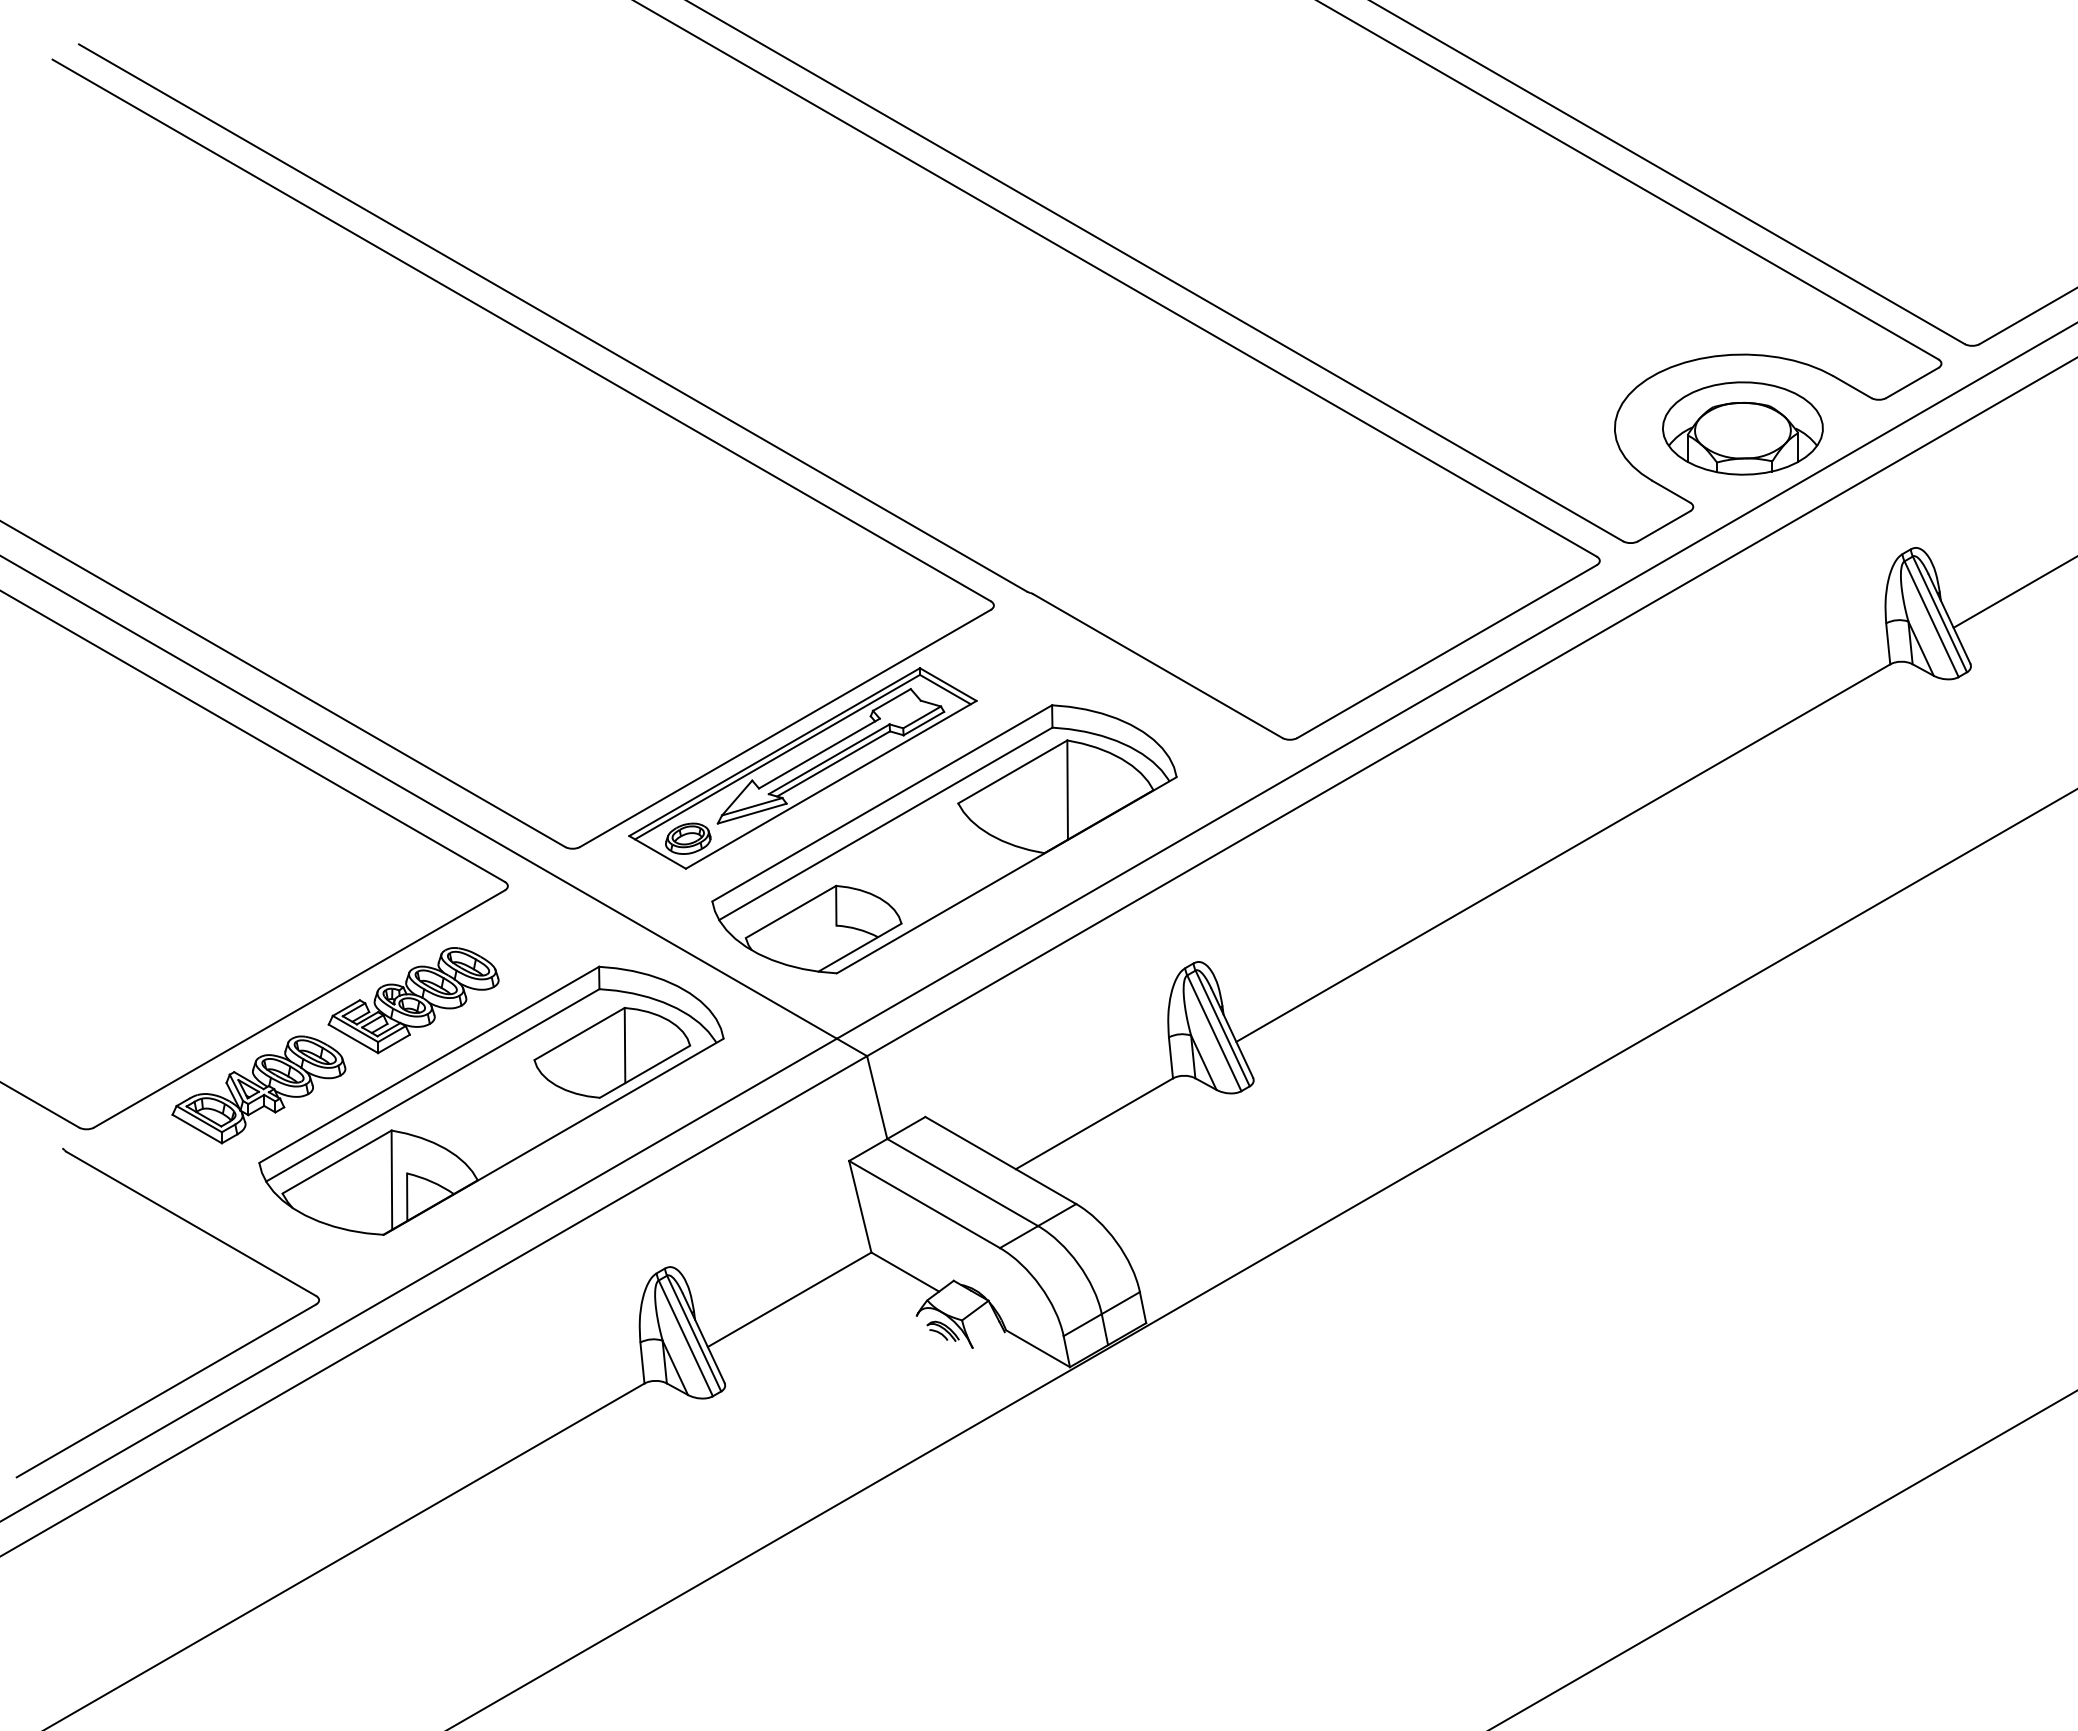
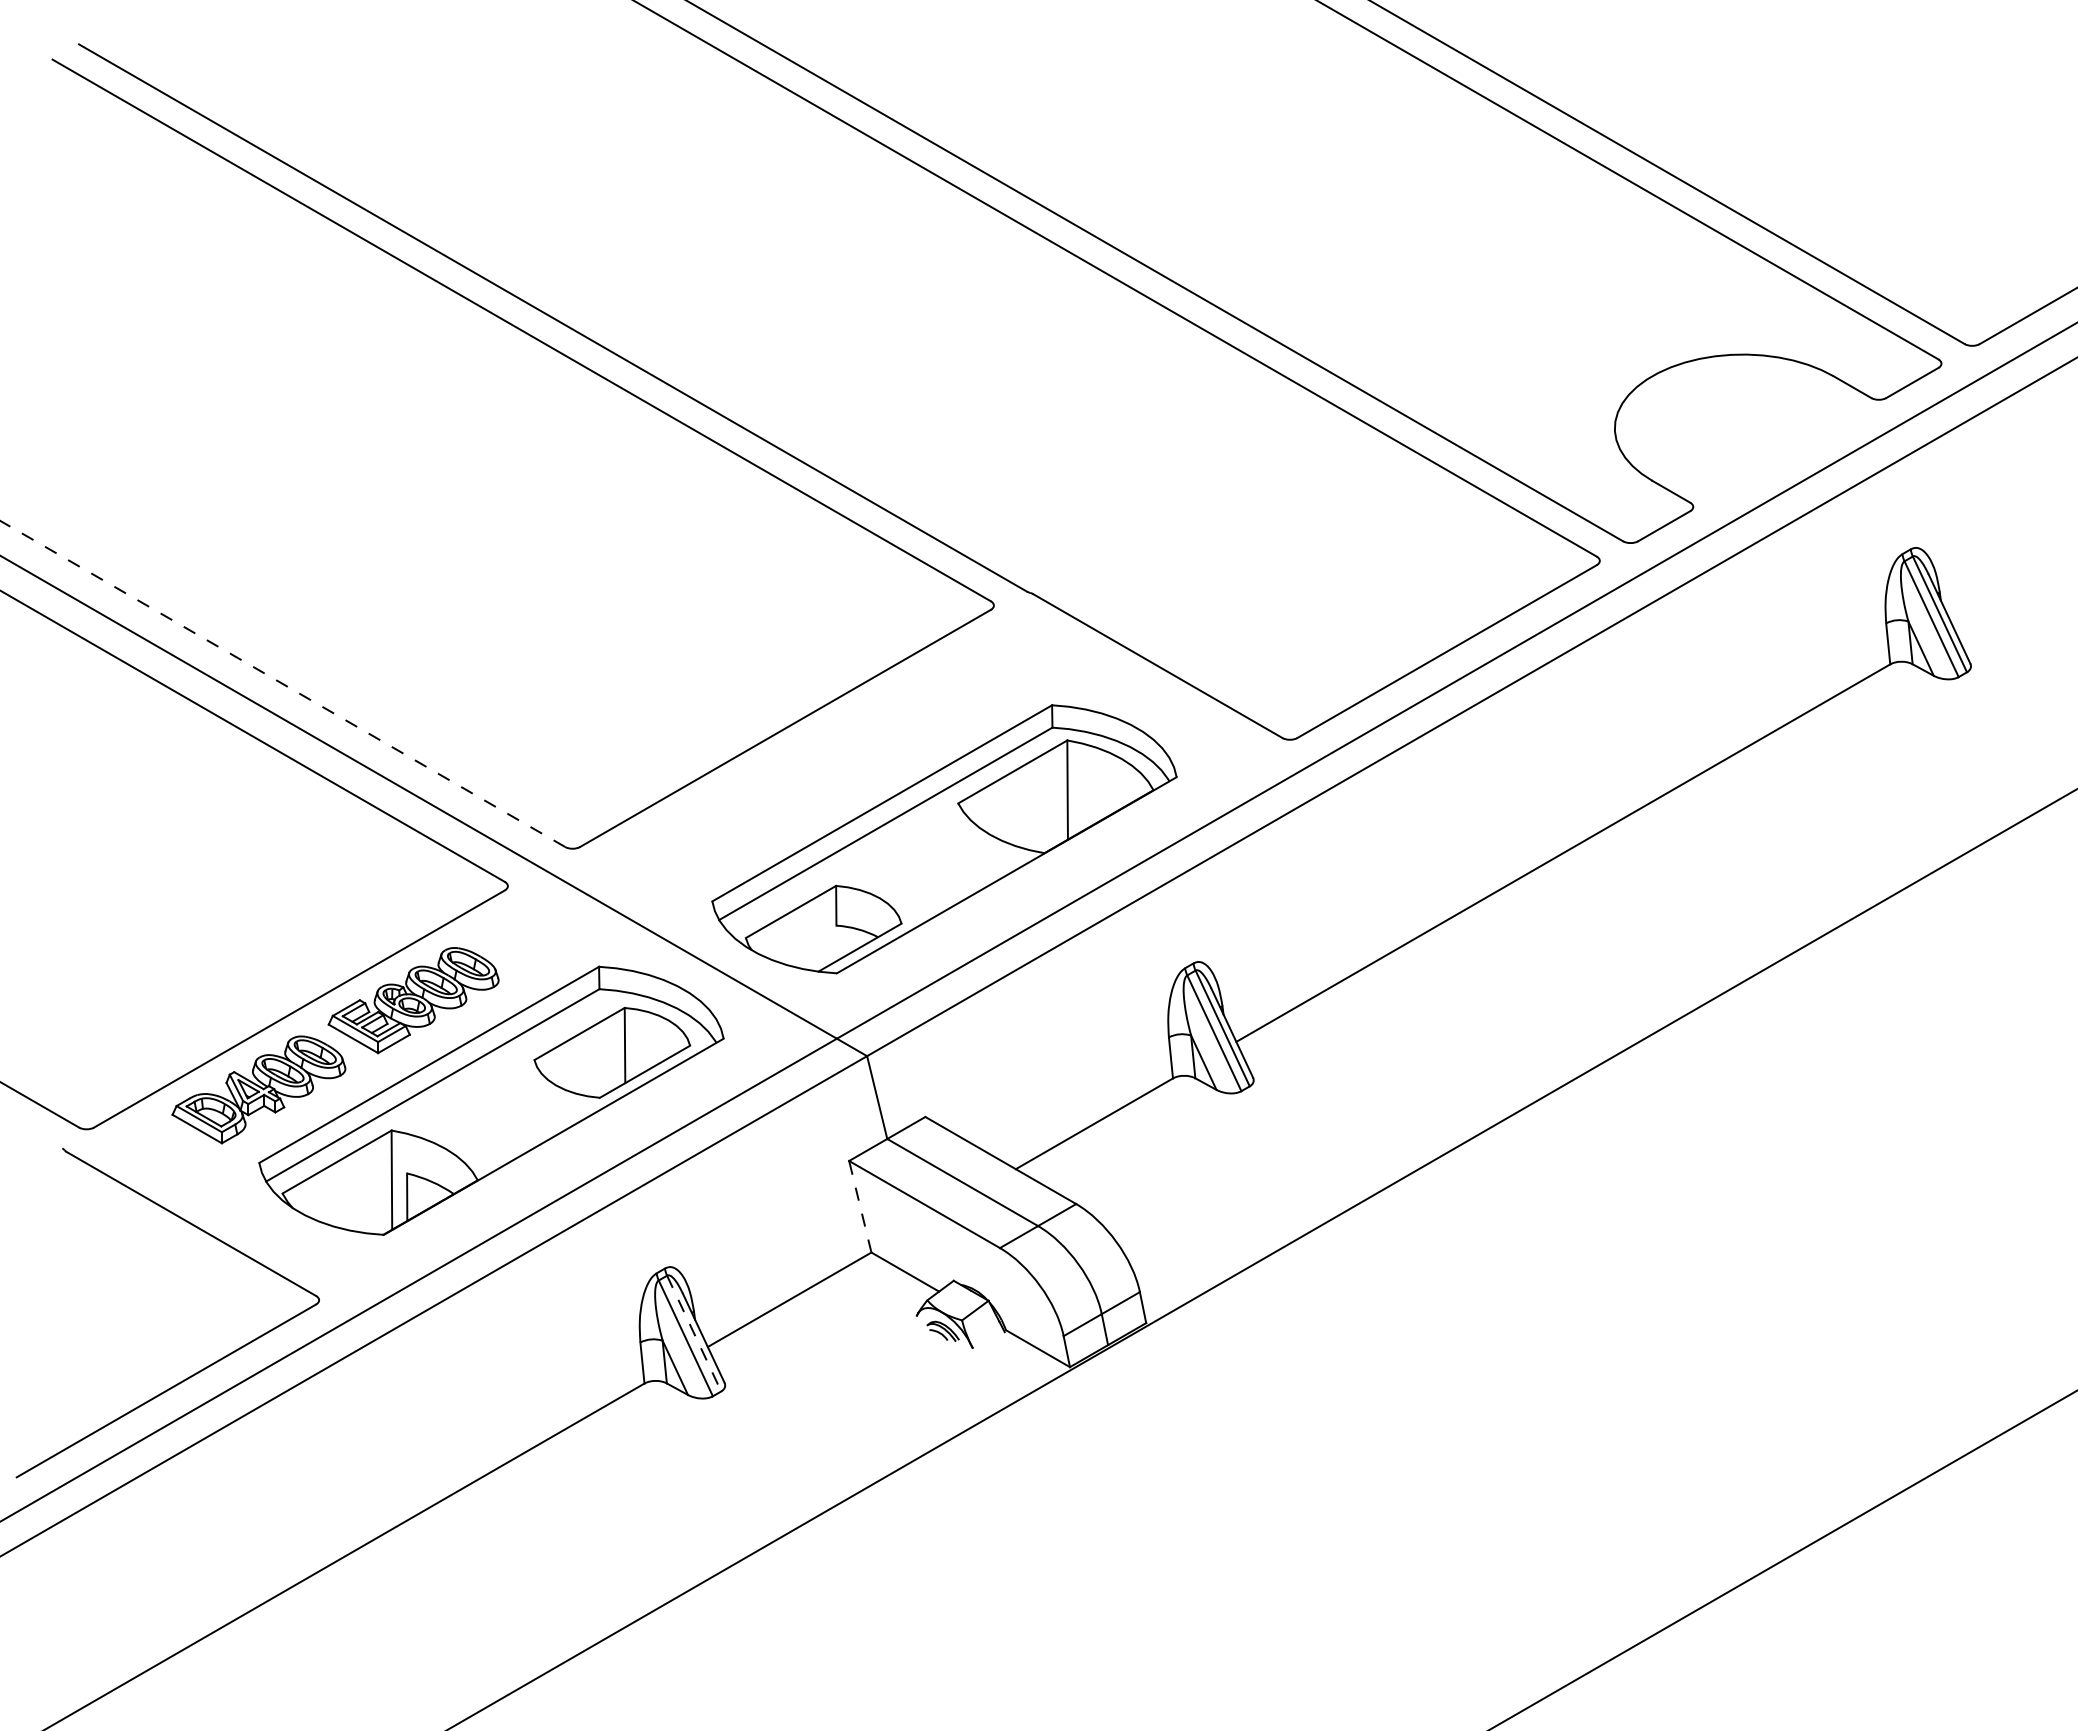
part: present -> none (1742, 428)
line: present -> none (2013, 592)
line: solid -> dashed (283, 684)
part: present -> none (802, 768)
line: solid -> dashed (860, 1206)
line: solid -> dashed (694, 1333)
